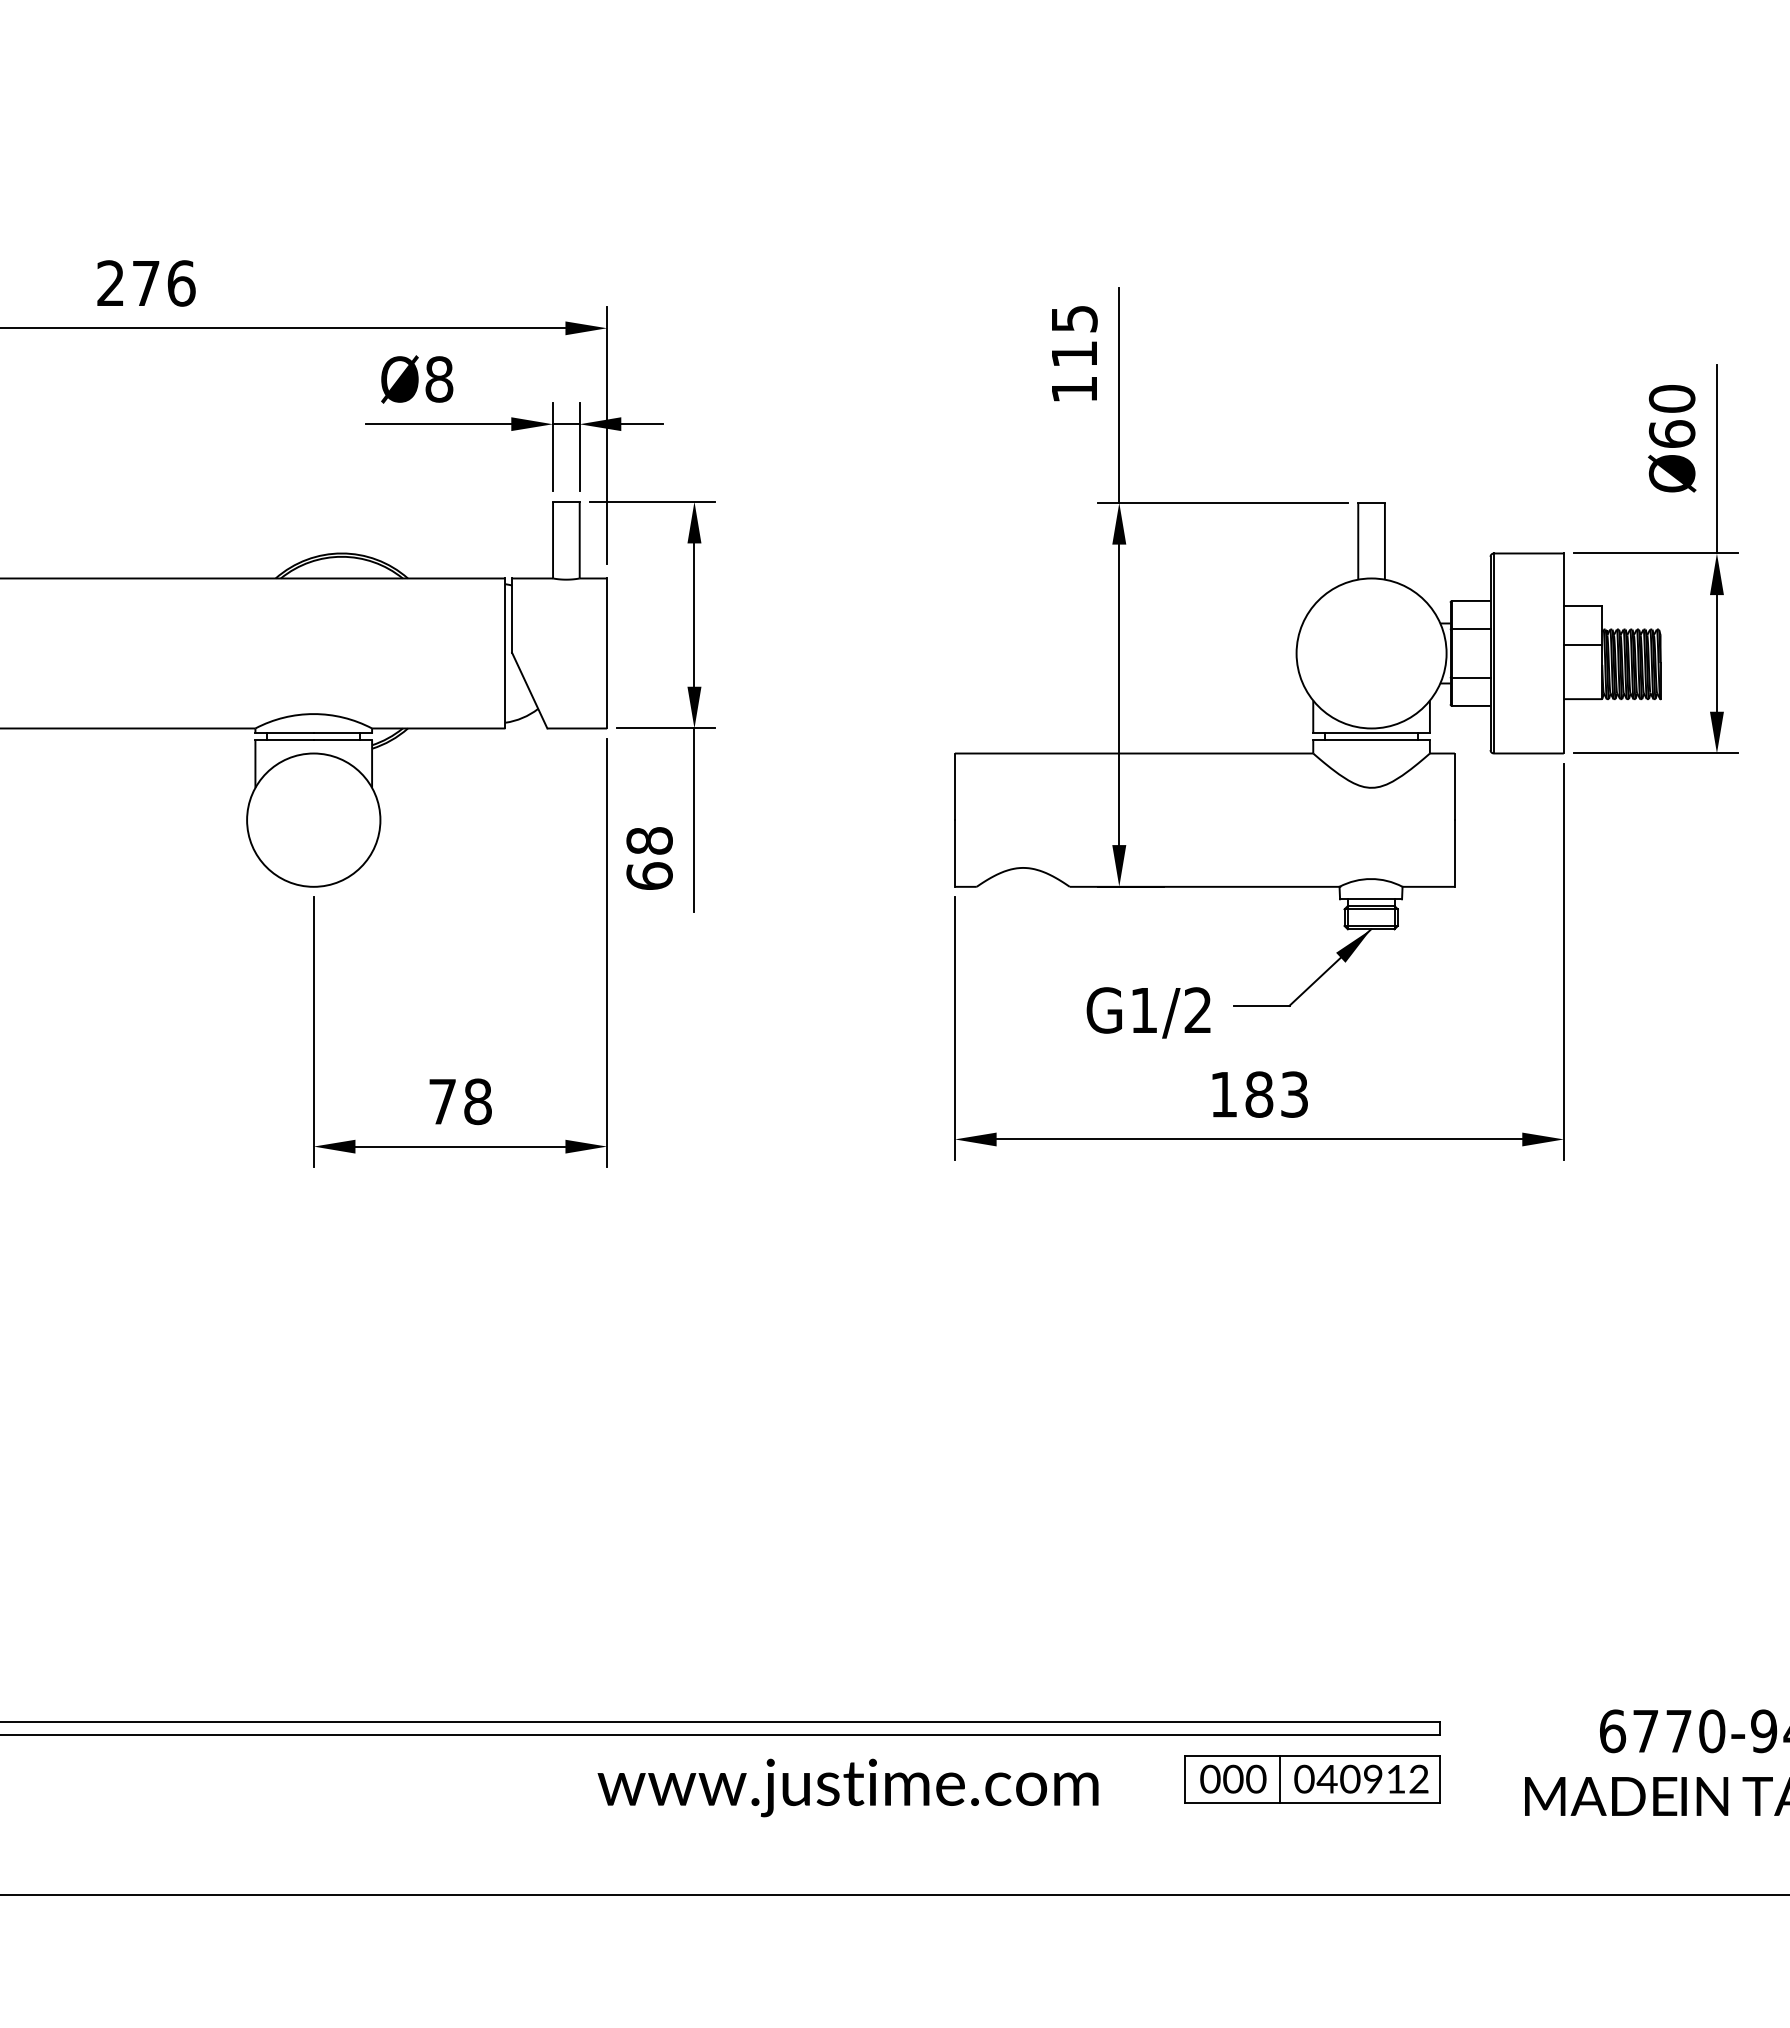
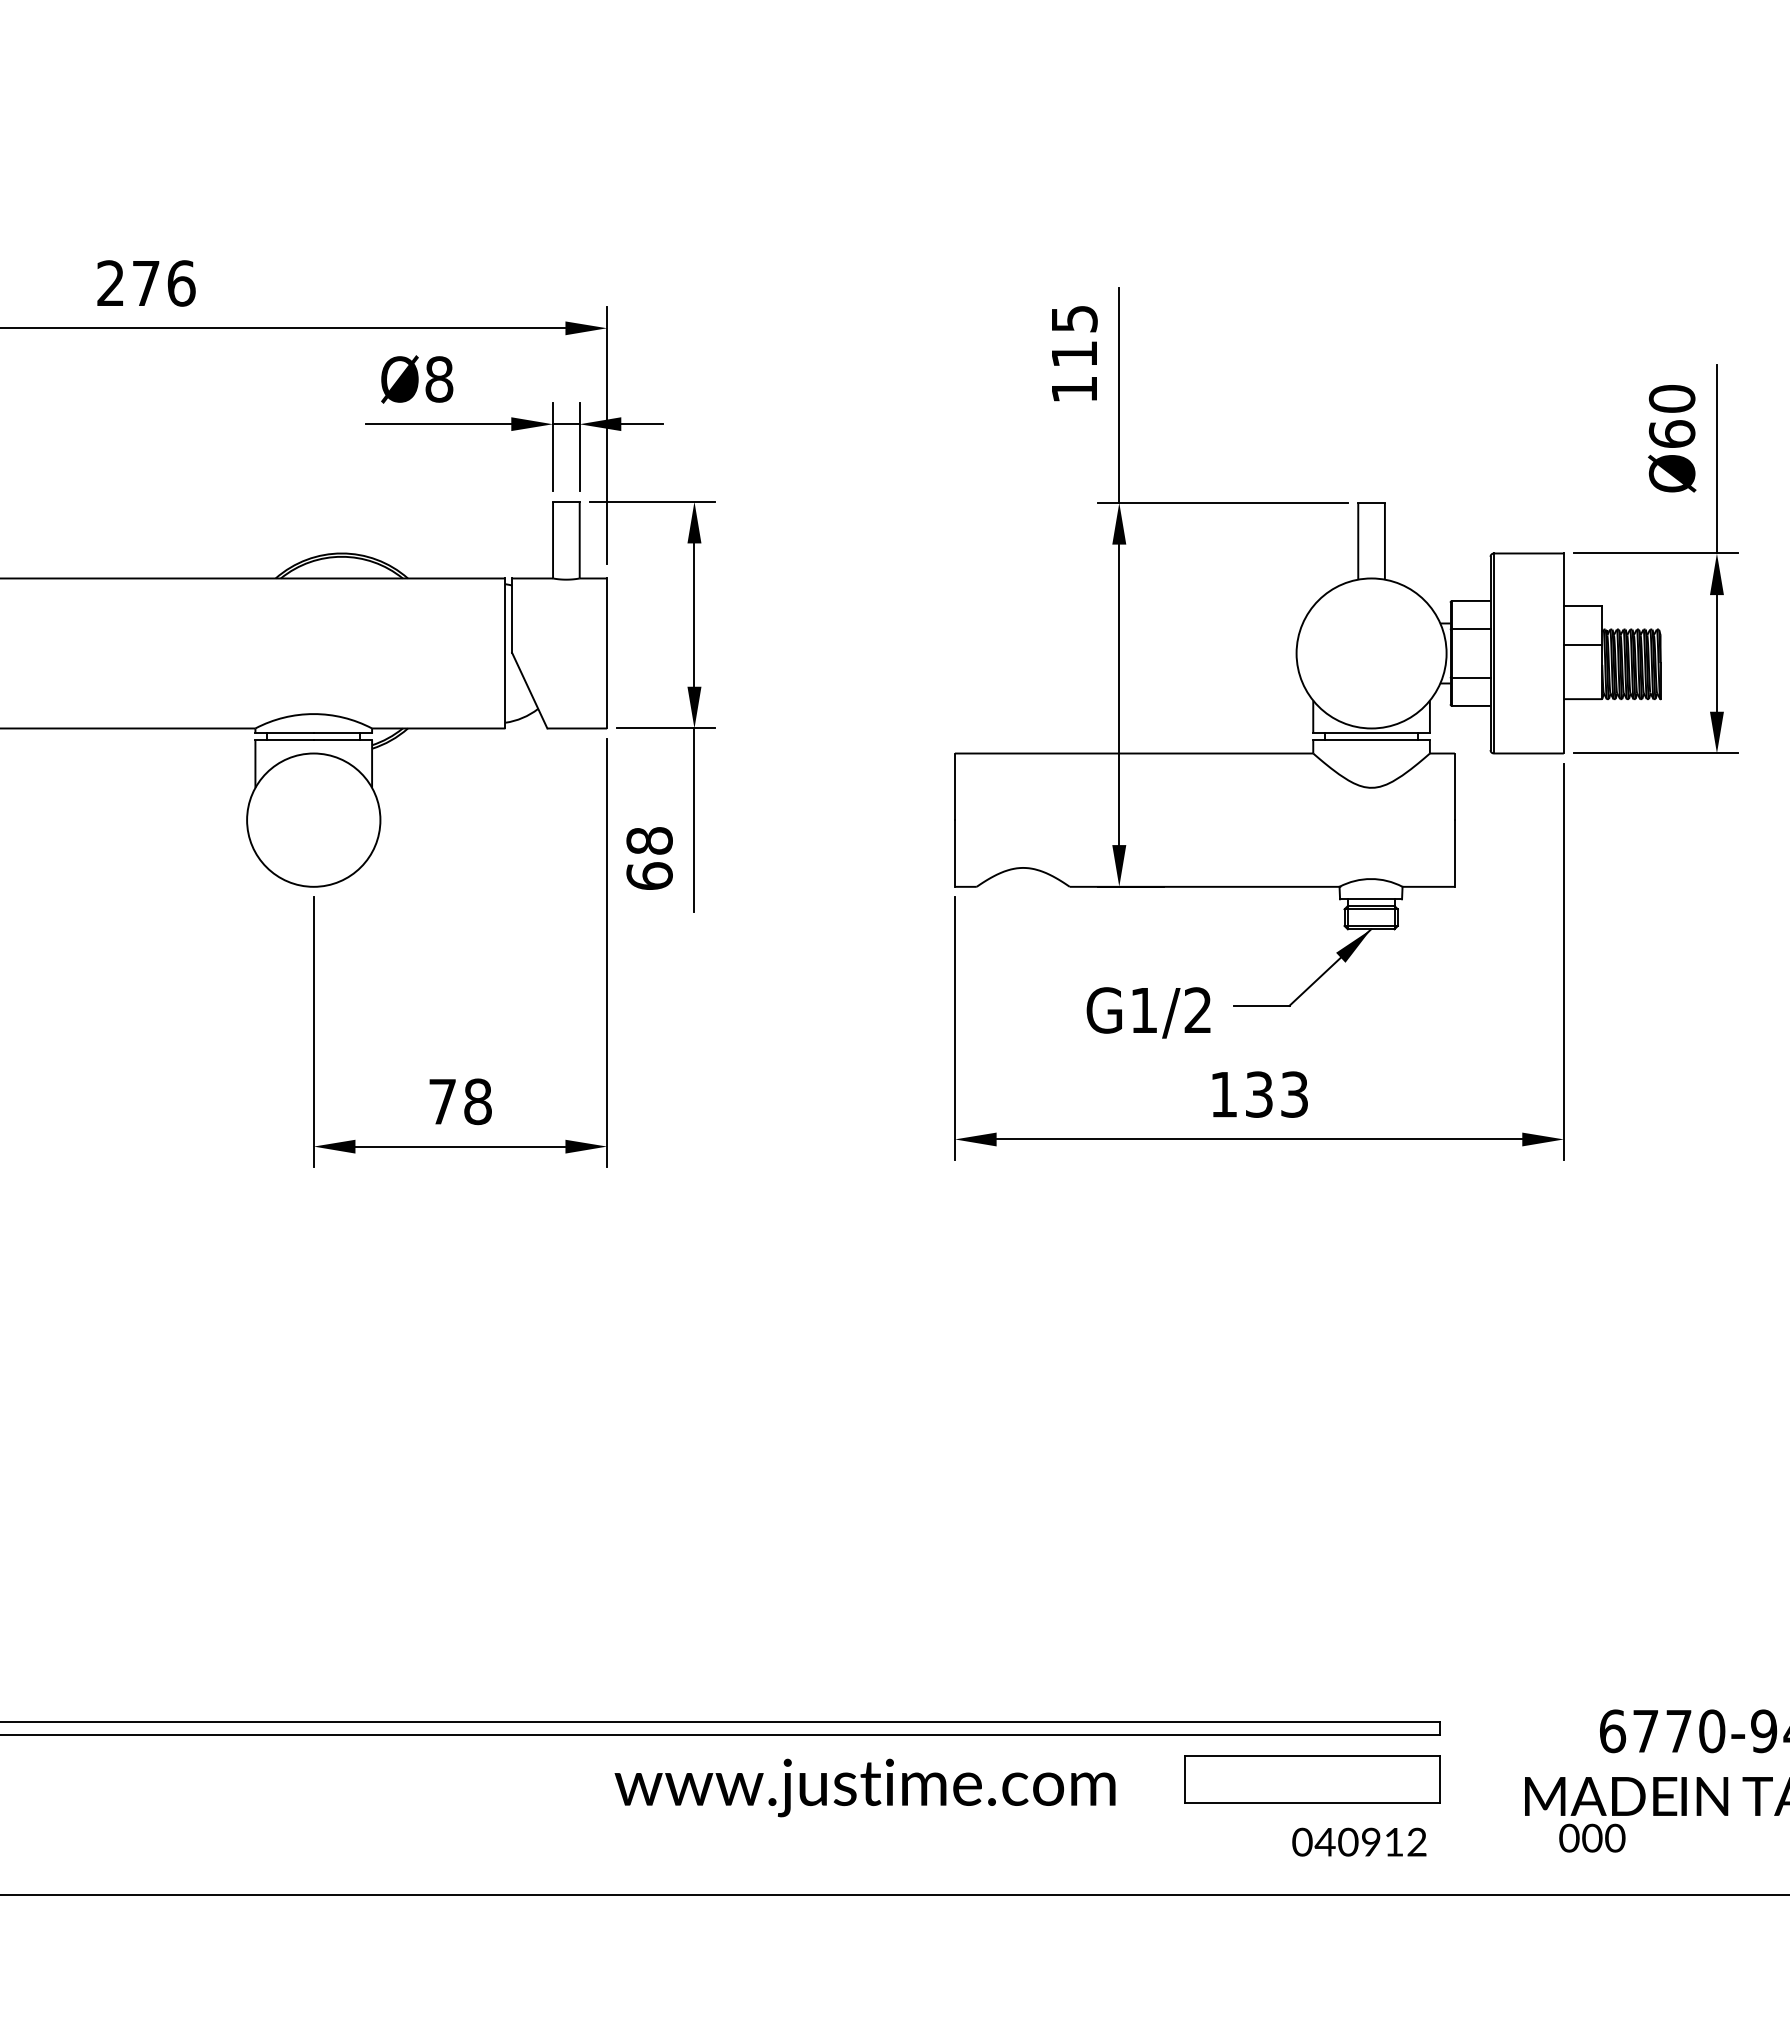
text: 183 -> 133 (1259, 1094)
text position: (1233, 1778) -> (1592, 1837) (1592, 1837)
line: present -> none (1279, 1778)
text position: (1361, 1778) -> (1359, 1841) (1359, 1841)
text position: (847, 1787) -> (864, 1787) (864, 1787)
